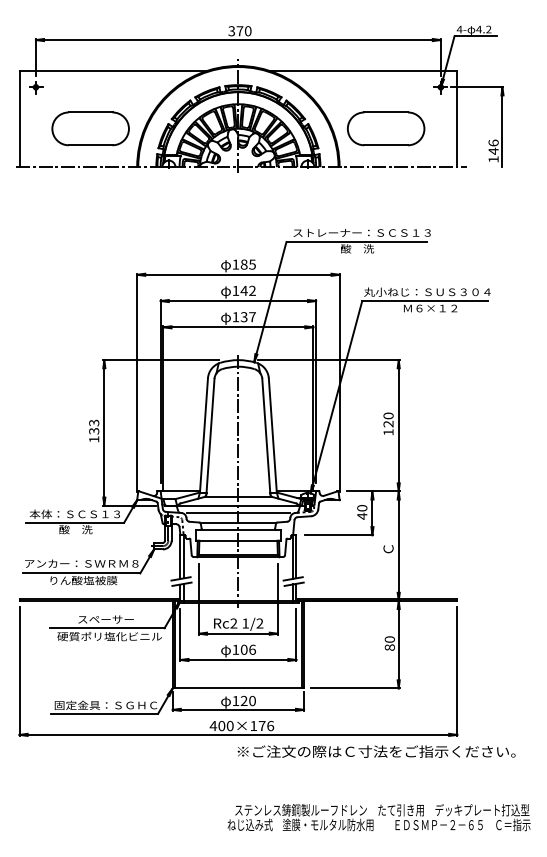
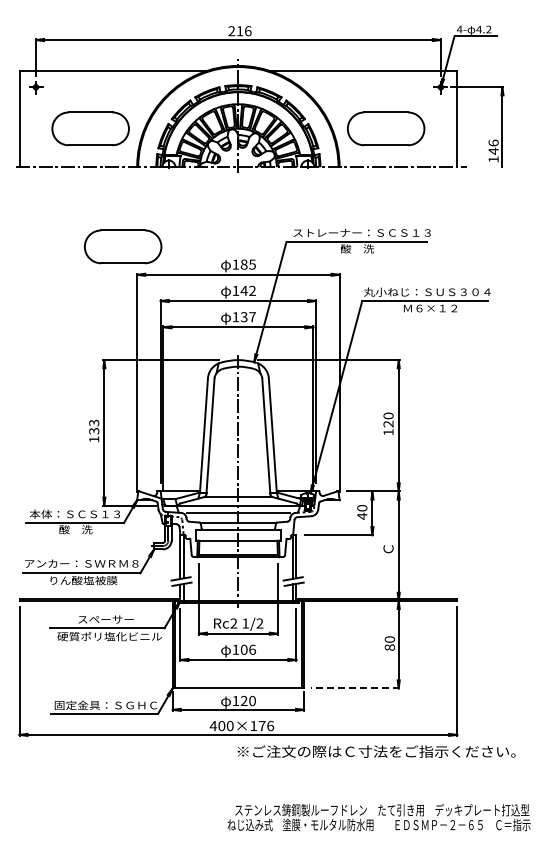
text: 370 -> 216 (239, 31)
part: none -> present (123, 246)
line: solid -> dashed (354, 688)
